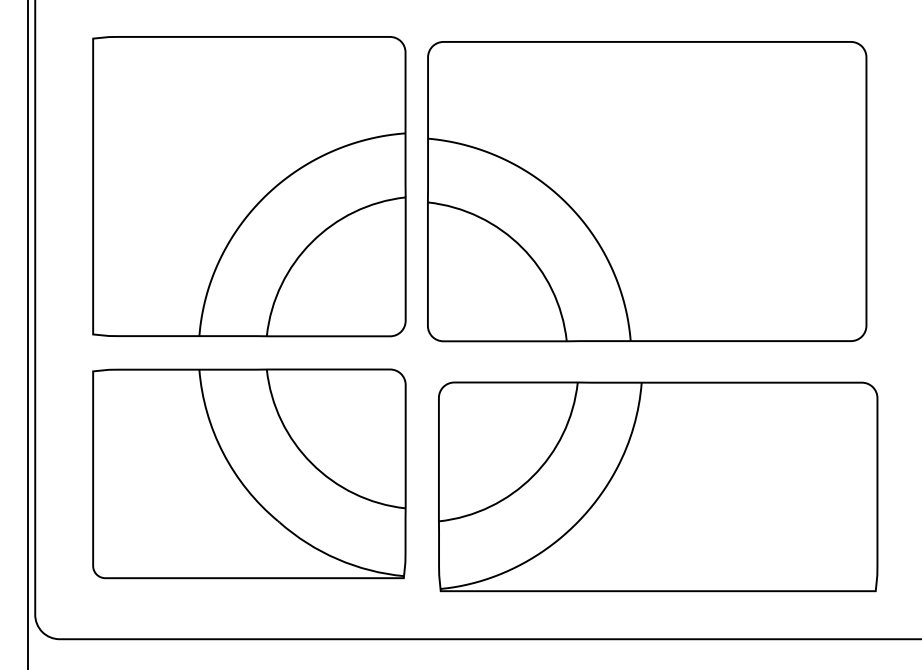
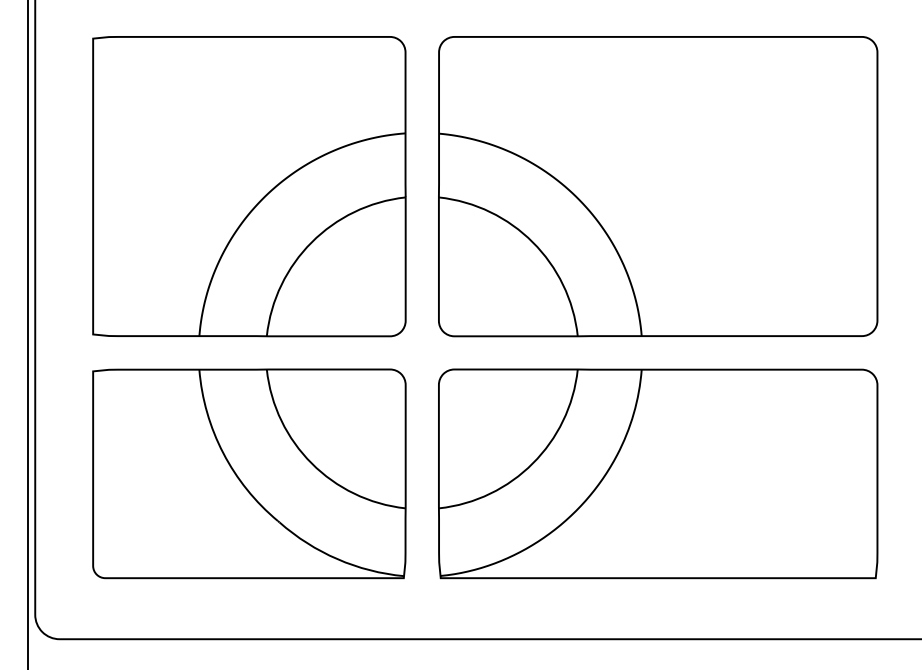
part position: (647, 191) -> (658, 186) (658, 186)
part position: (658, 486) -> (658, 473) (658, 473)
